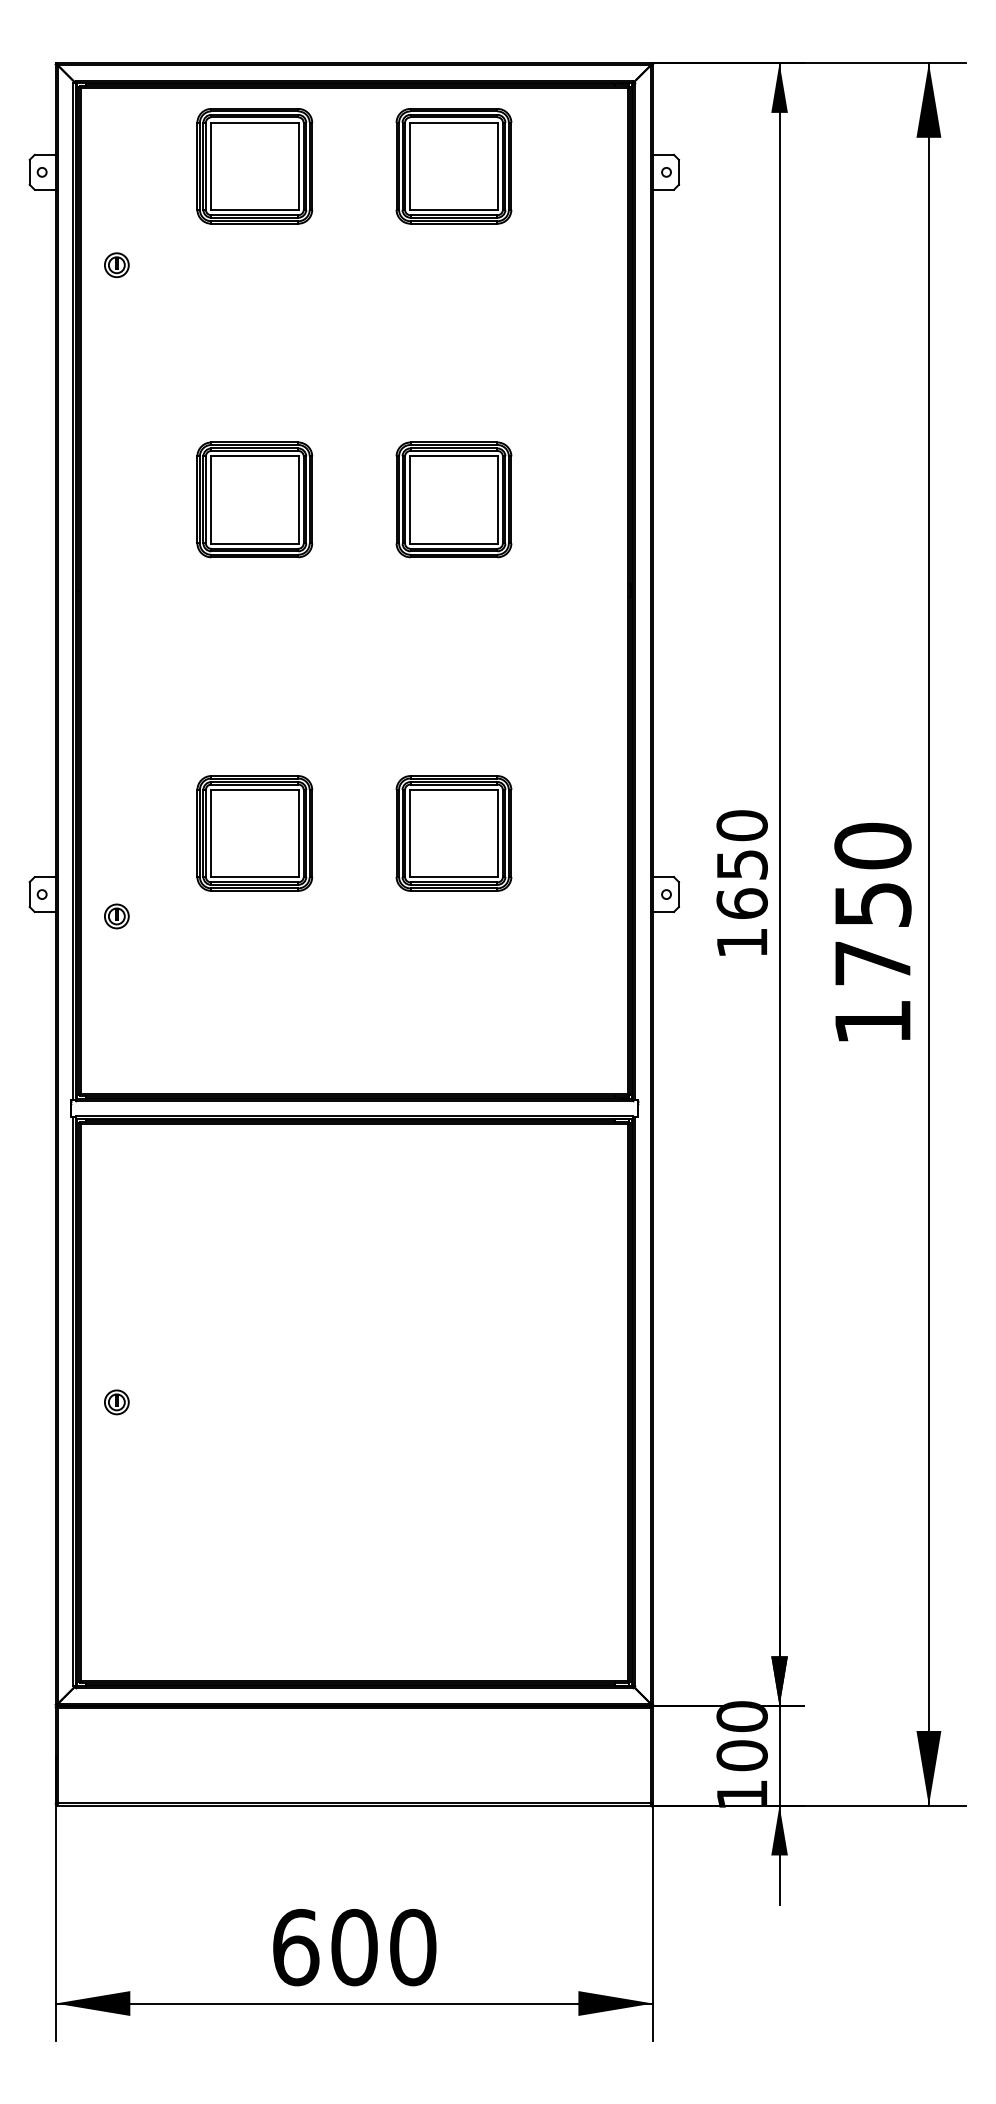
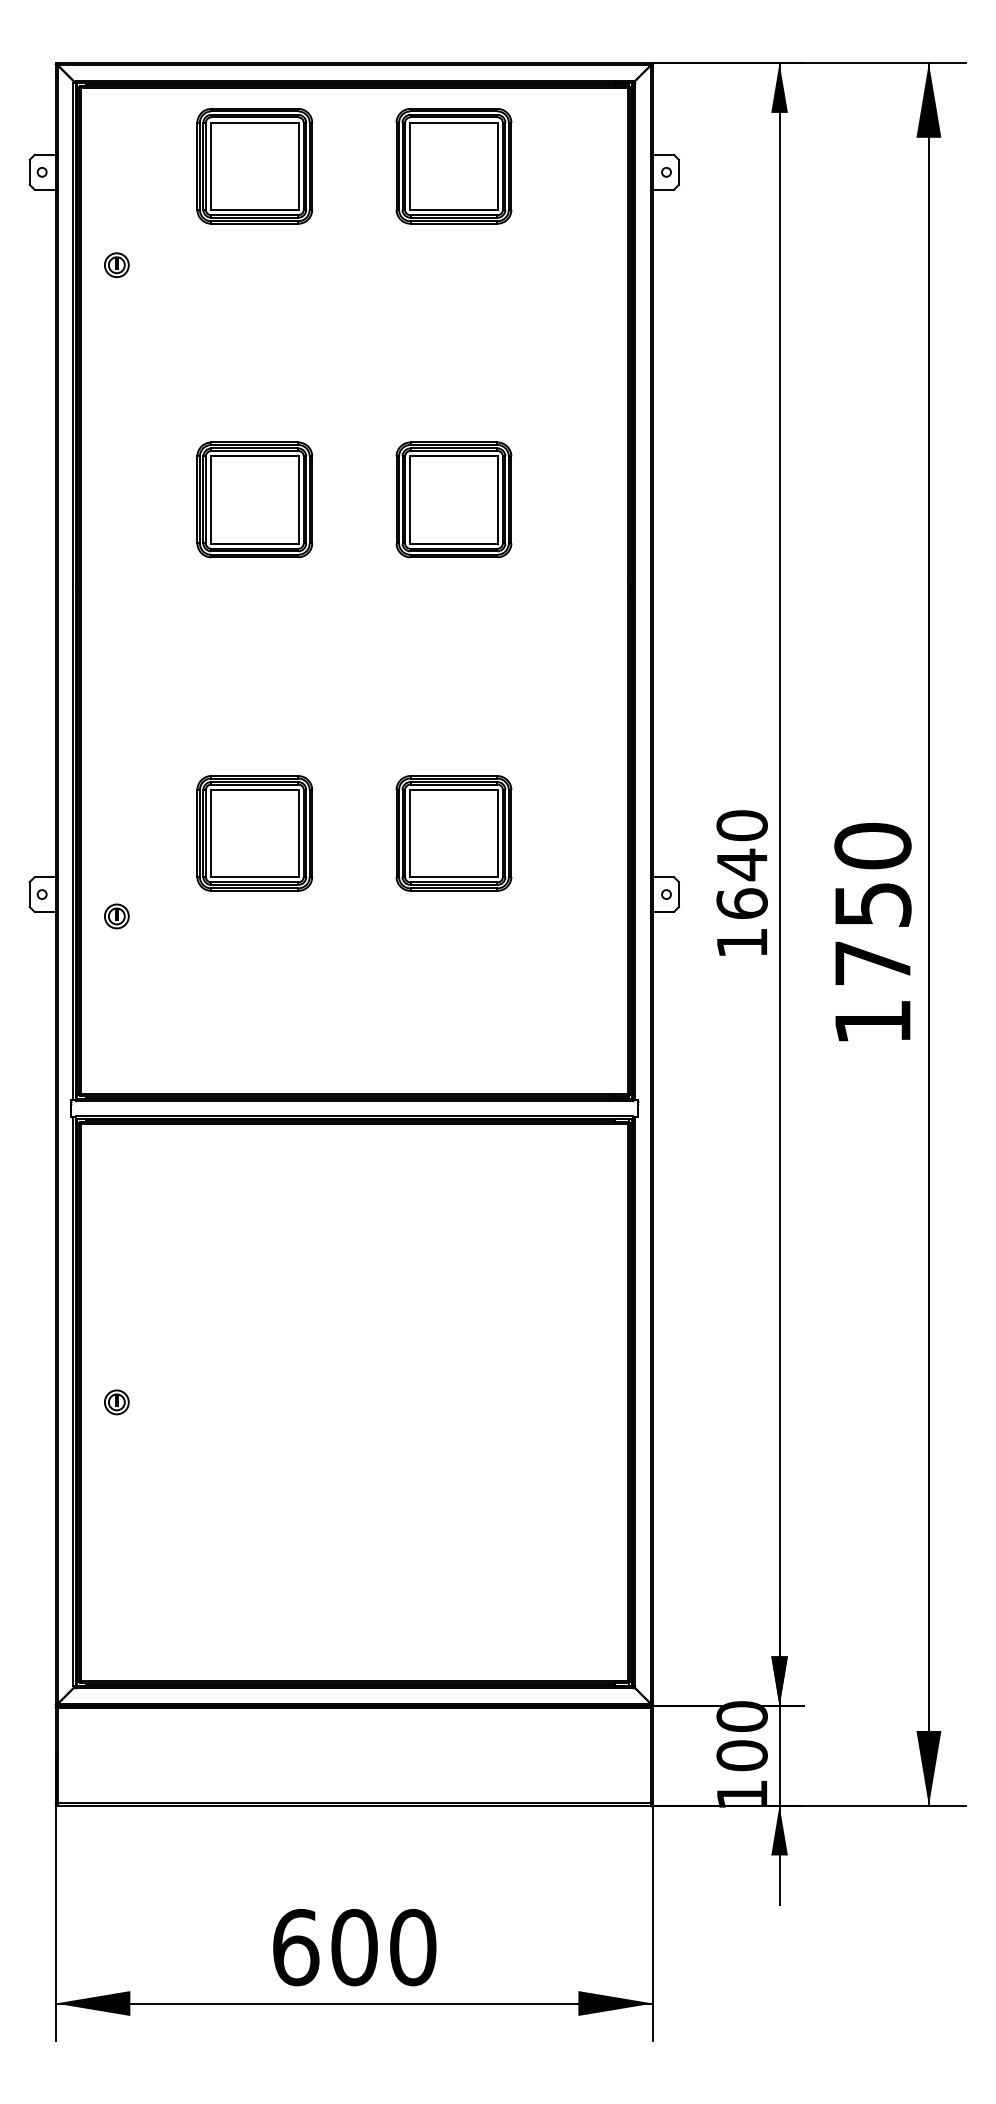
text: 1650 -> 1640 (742, 864)
